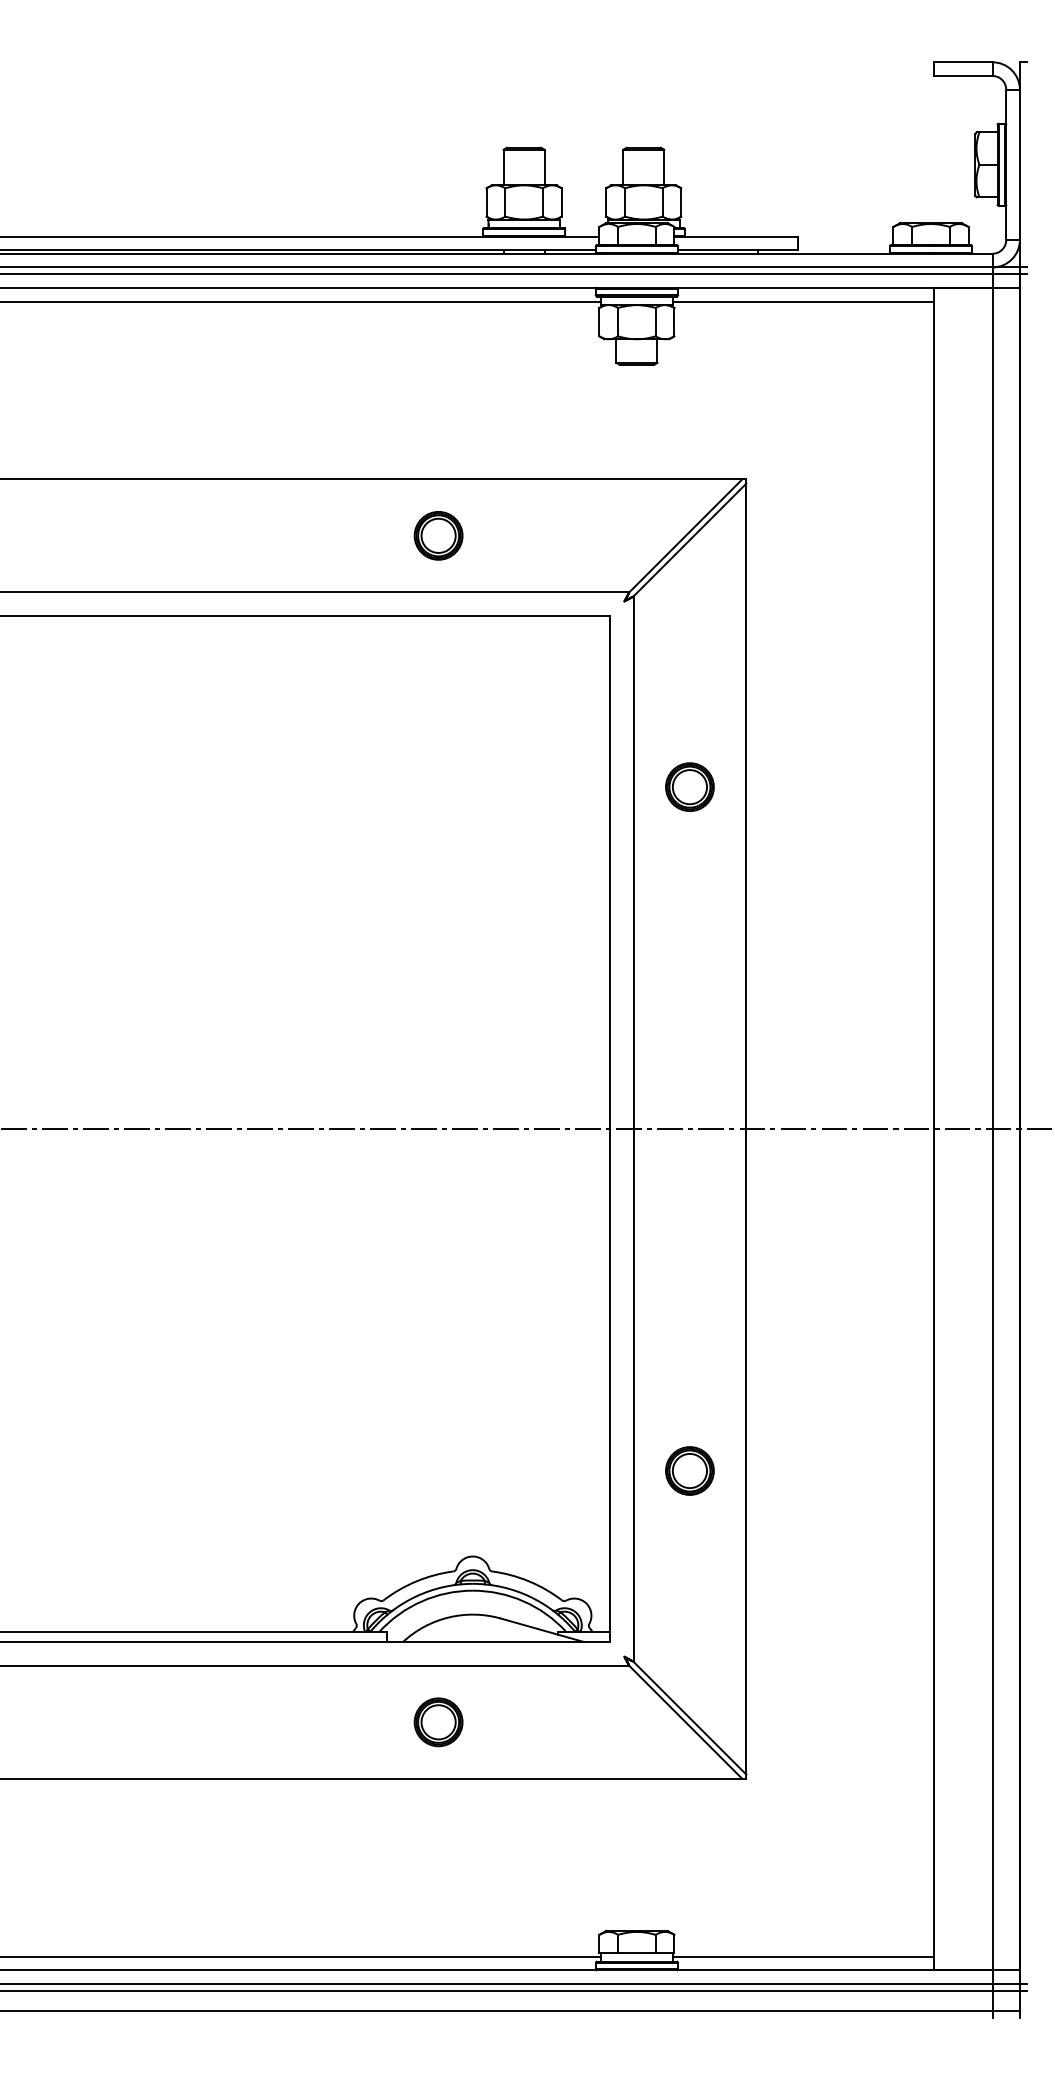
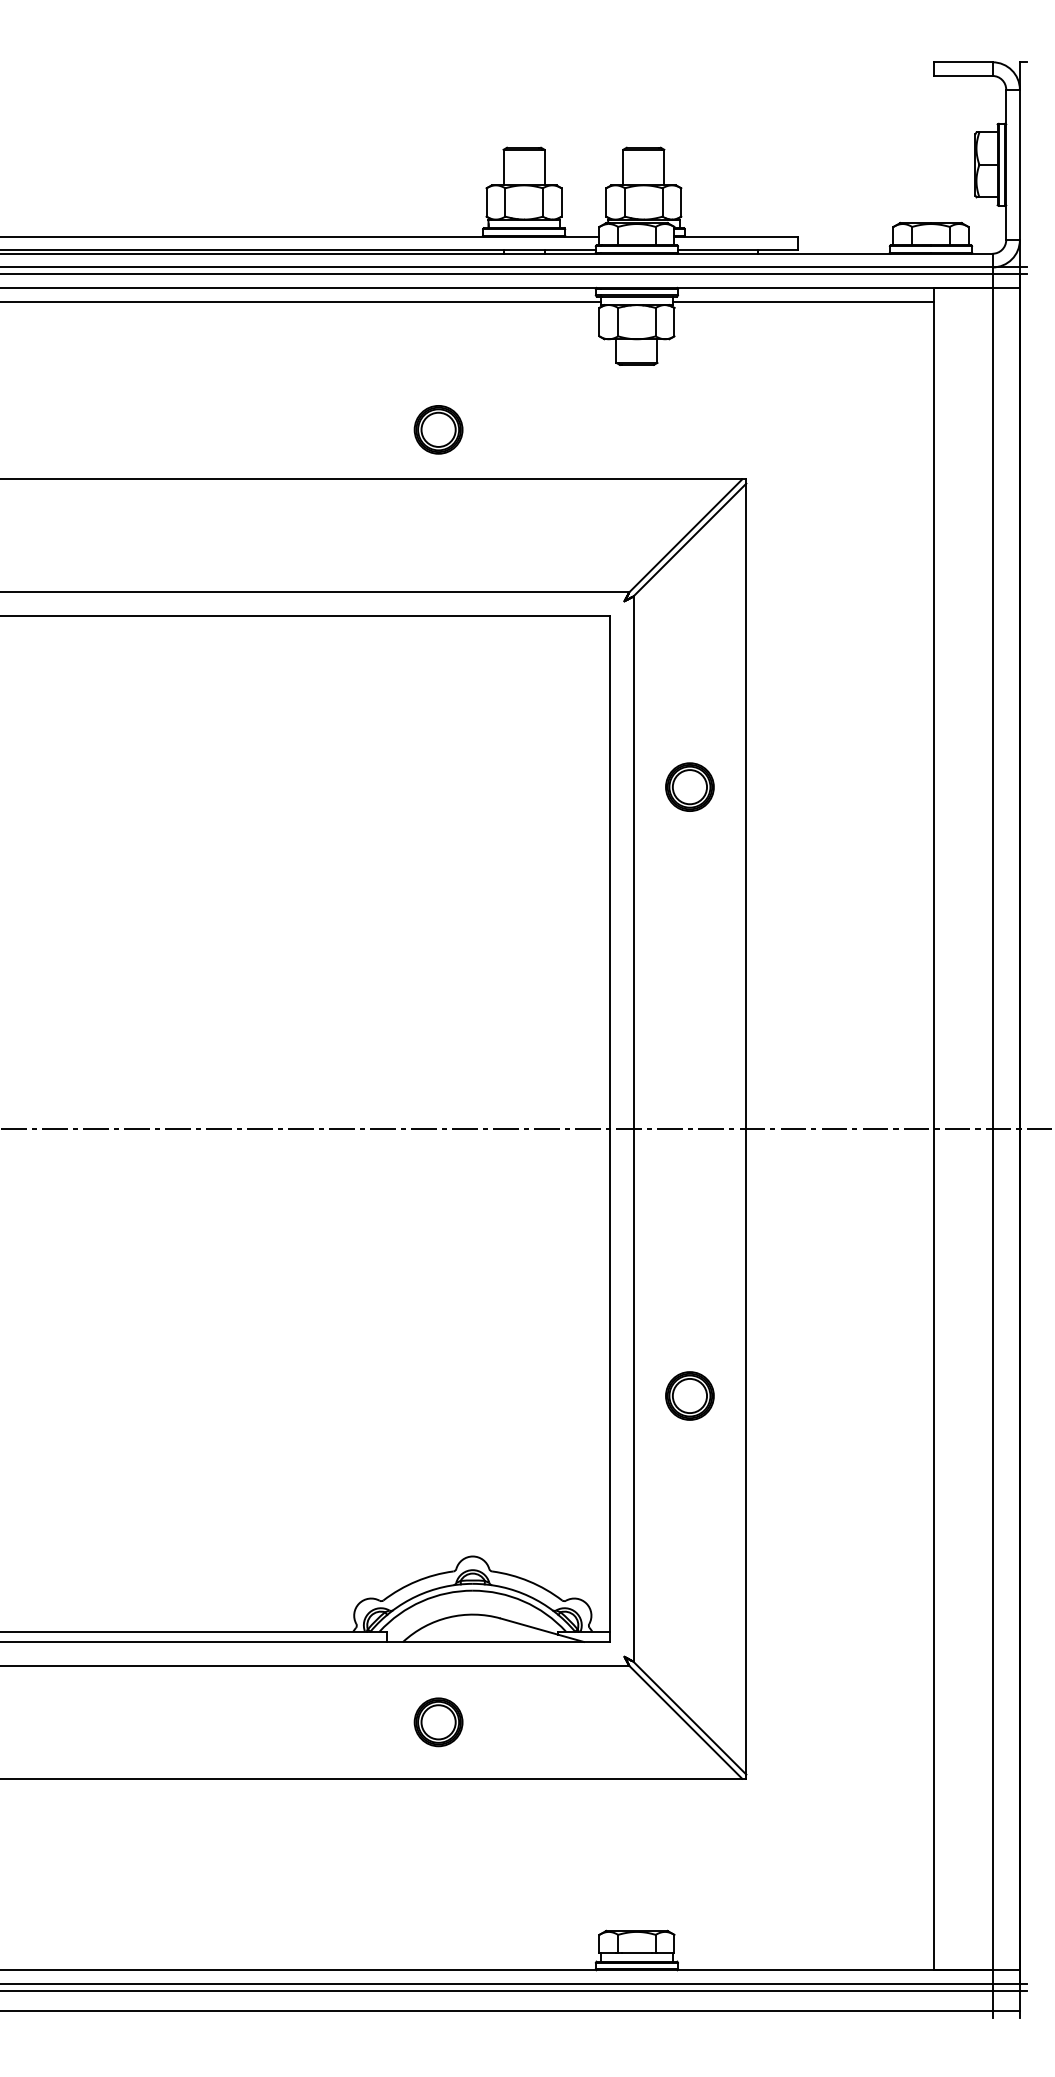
part position: (438, 535) -> (438, 429) (438, 429)
part position: (689, 1470) -> (689, 1395) (689, 1395)
line: present -> none (301, 1956)
line: present -> none (803, 1956)
